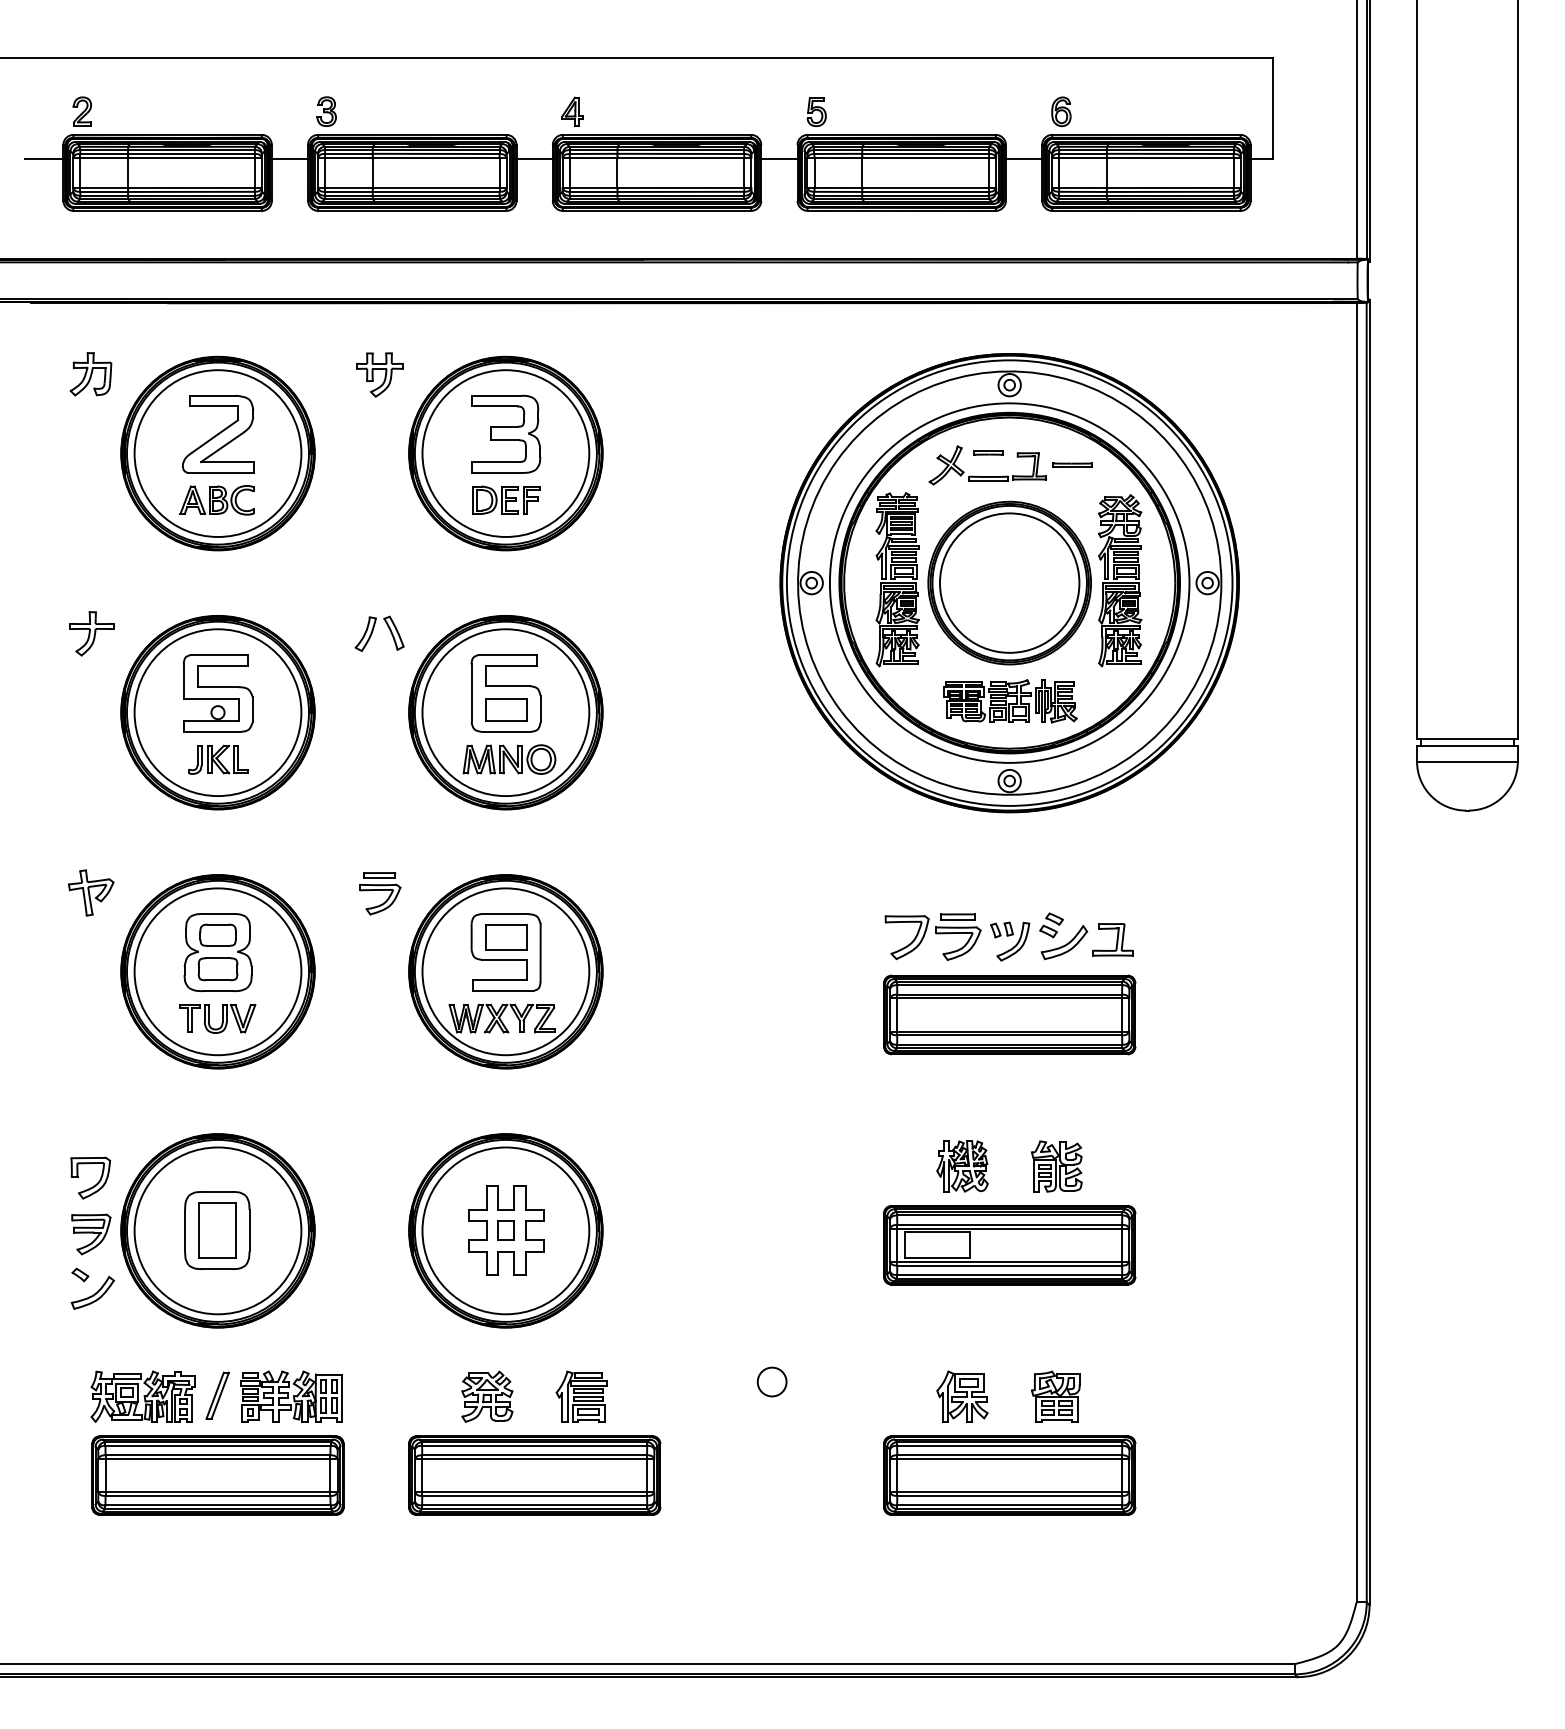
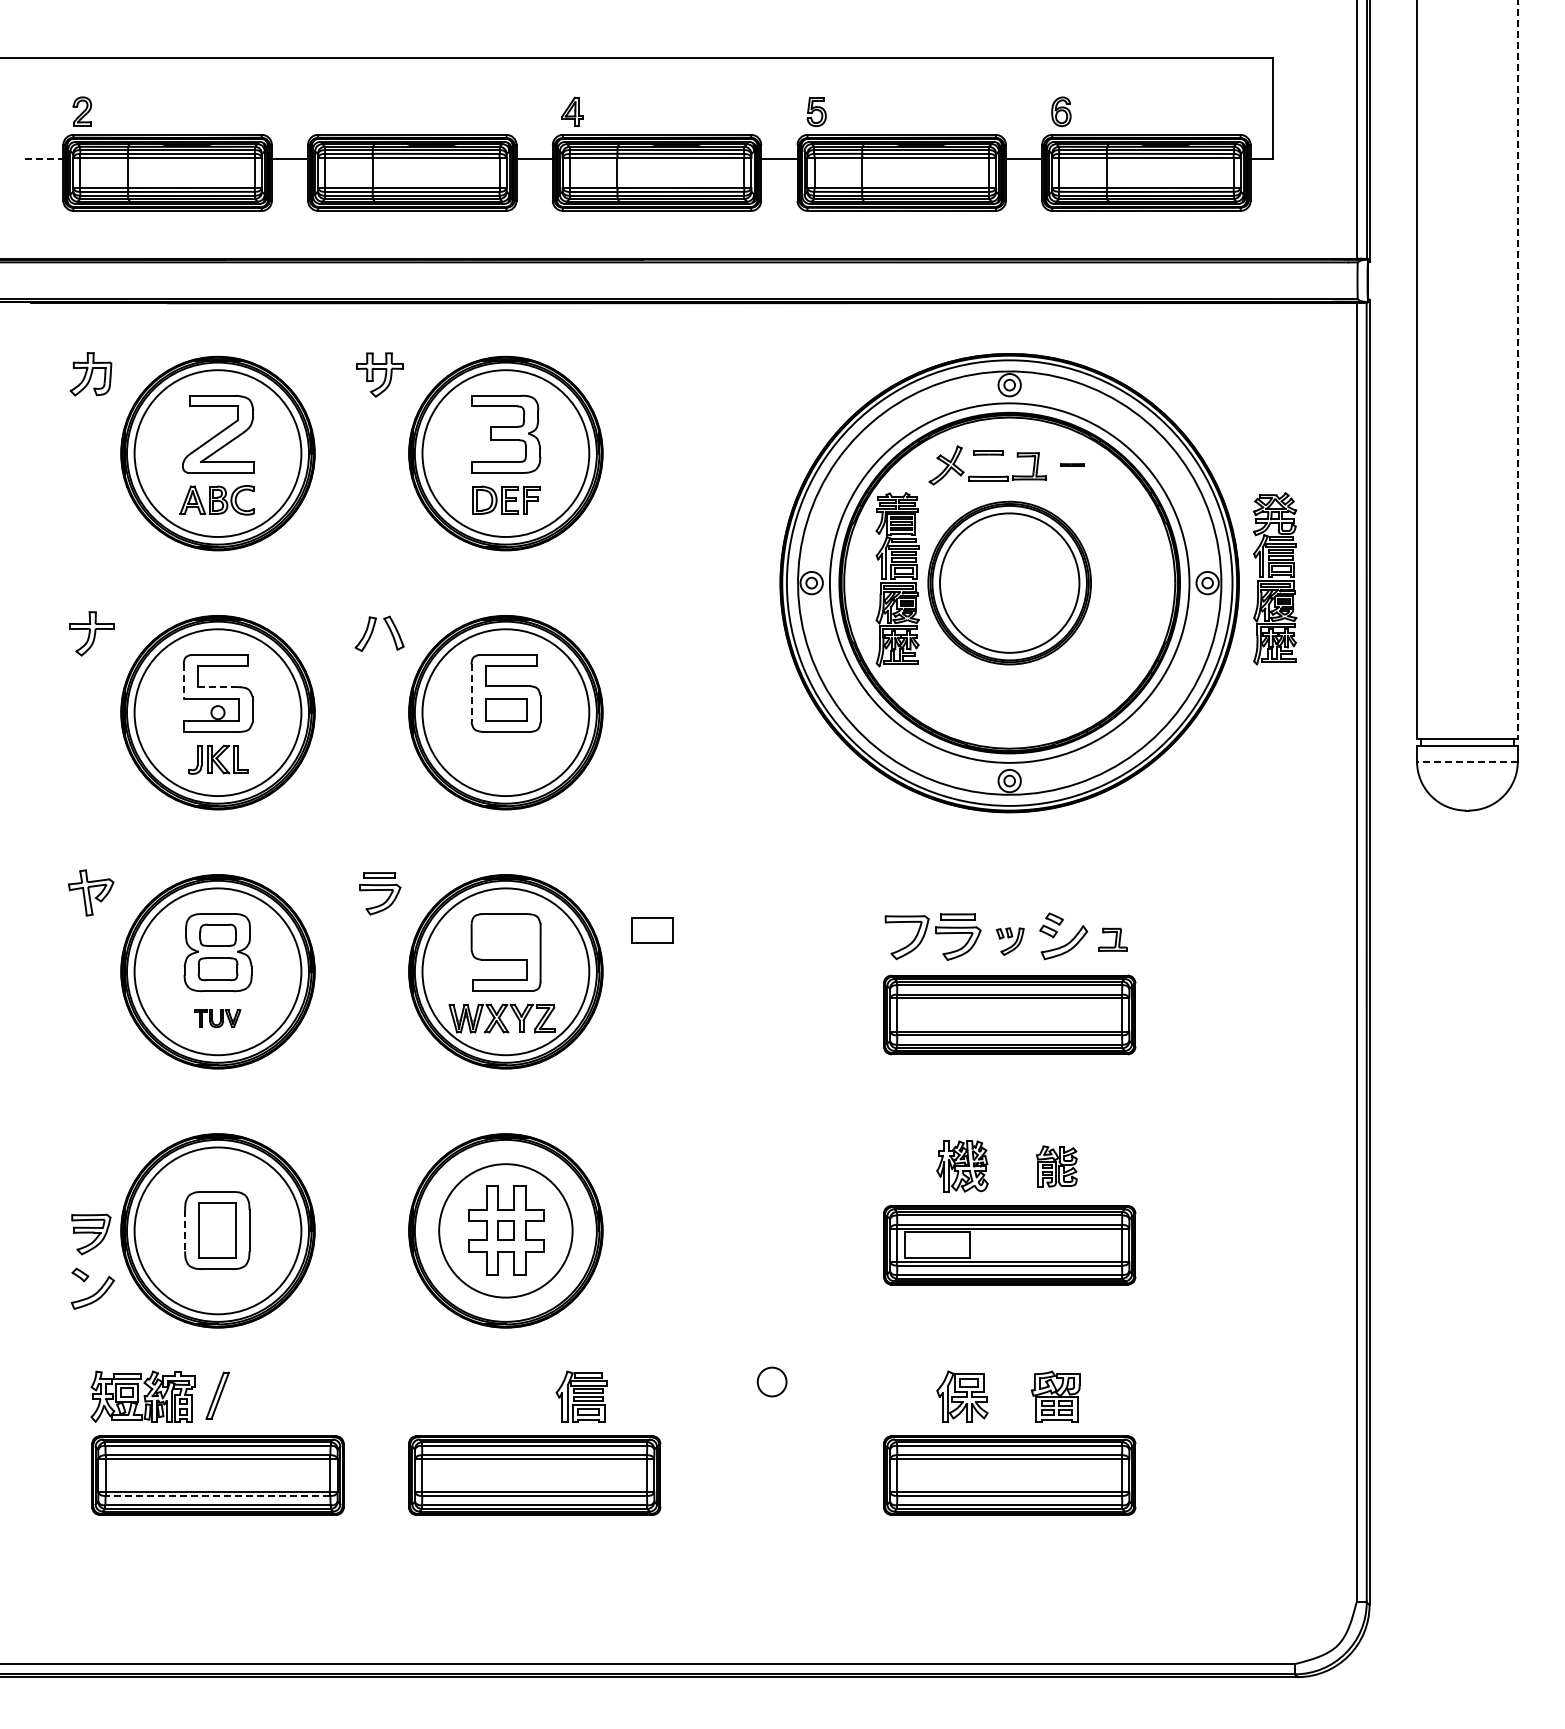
part: present -> none (326, 111)
line: solid -> dashed (45, 159)
line: solid -> dashed (1517, 369)
part size: 41x6 px -> 25x4 px (1072, 464)
part position: (1120, 580) -> (1275, 578) (1275, 578)
line: solid -> dashed (183, 682)
line: solid -> dashed (217, 687)
line: solid -> dashed (471, 693)
part: present -> none (1010, 701)
part: present -> none (509, 759)
line: solid -> dashed (1466, 761)
part position: (506, 937) -> (652, 930) (652, 930)
part size: 42x34 px -> 30x25 px (1112, 939)
part size: 41x41 px -> 30x29 px (1009, 941)
part size: 78x31 px -> 48x20 px (217, 1018)
part size: 52x53 px -> 42x43 px (1056, 1166)
part: present -> none (96, 1183)
line: solid -> dashed (185, 1230)
circle diameter: 167 px -> 133 px (505, 1230)
part: present -> none (291, 1396)
part: present -> none (487, 1396)
line: solid -> dashed (217, 1496)
